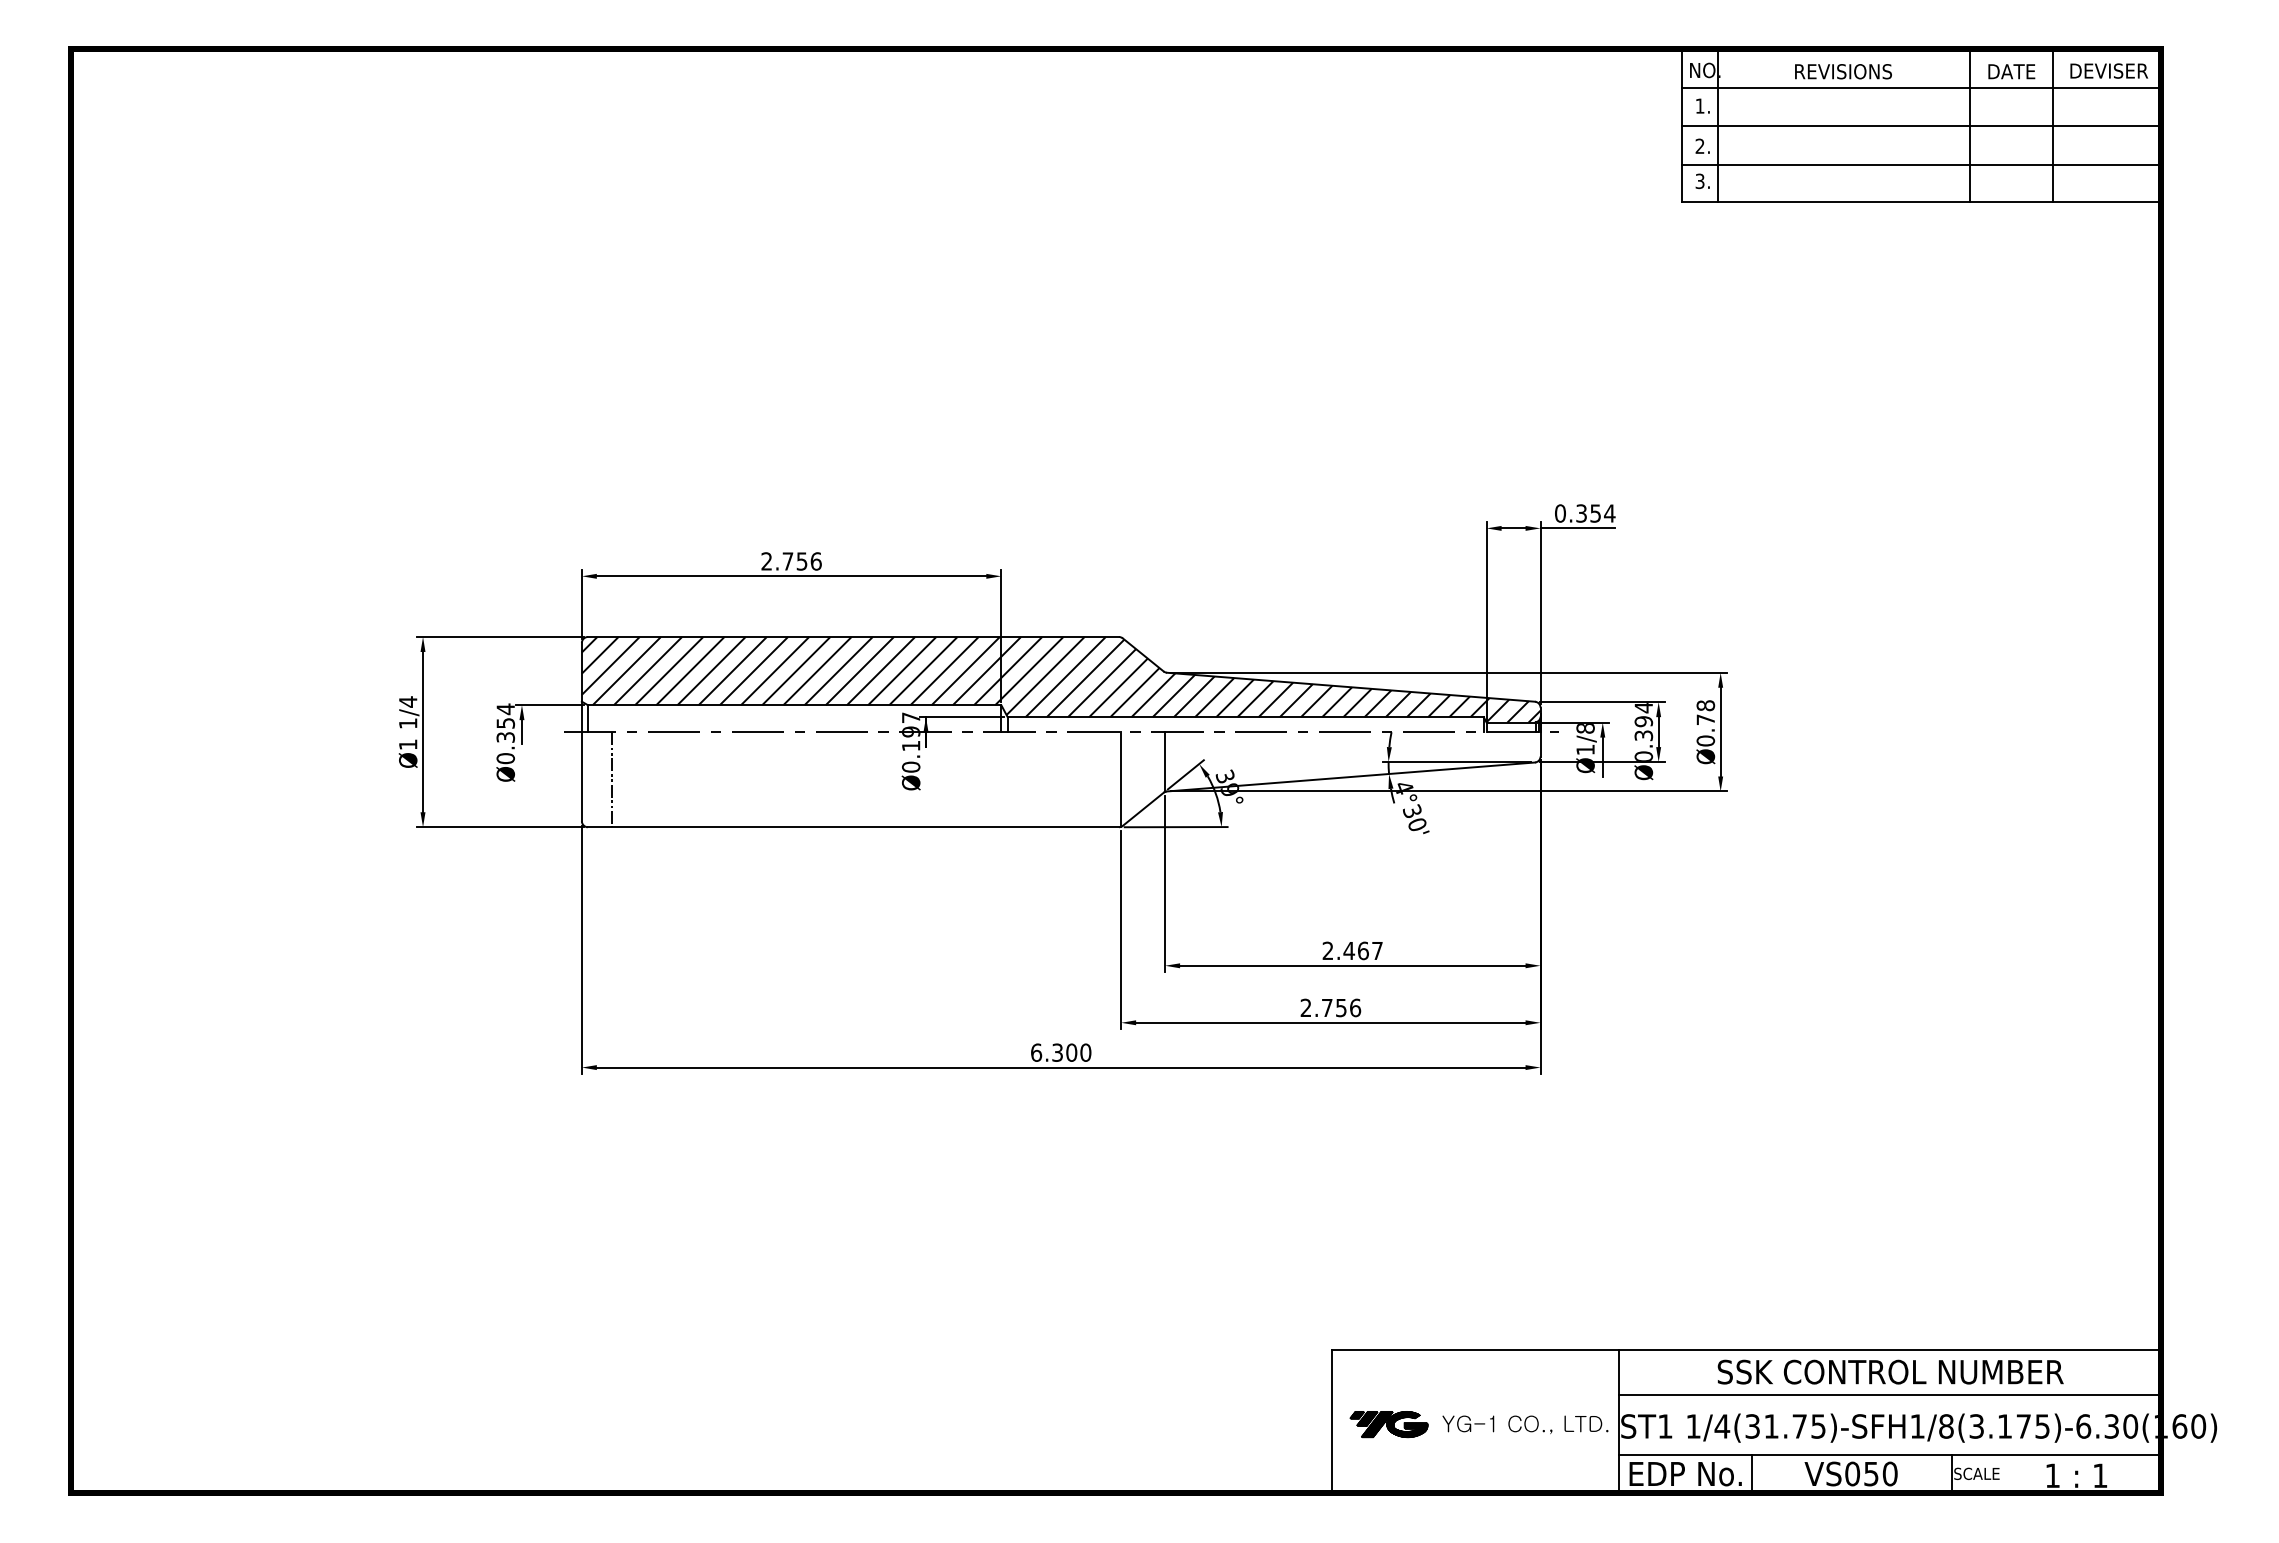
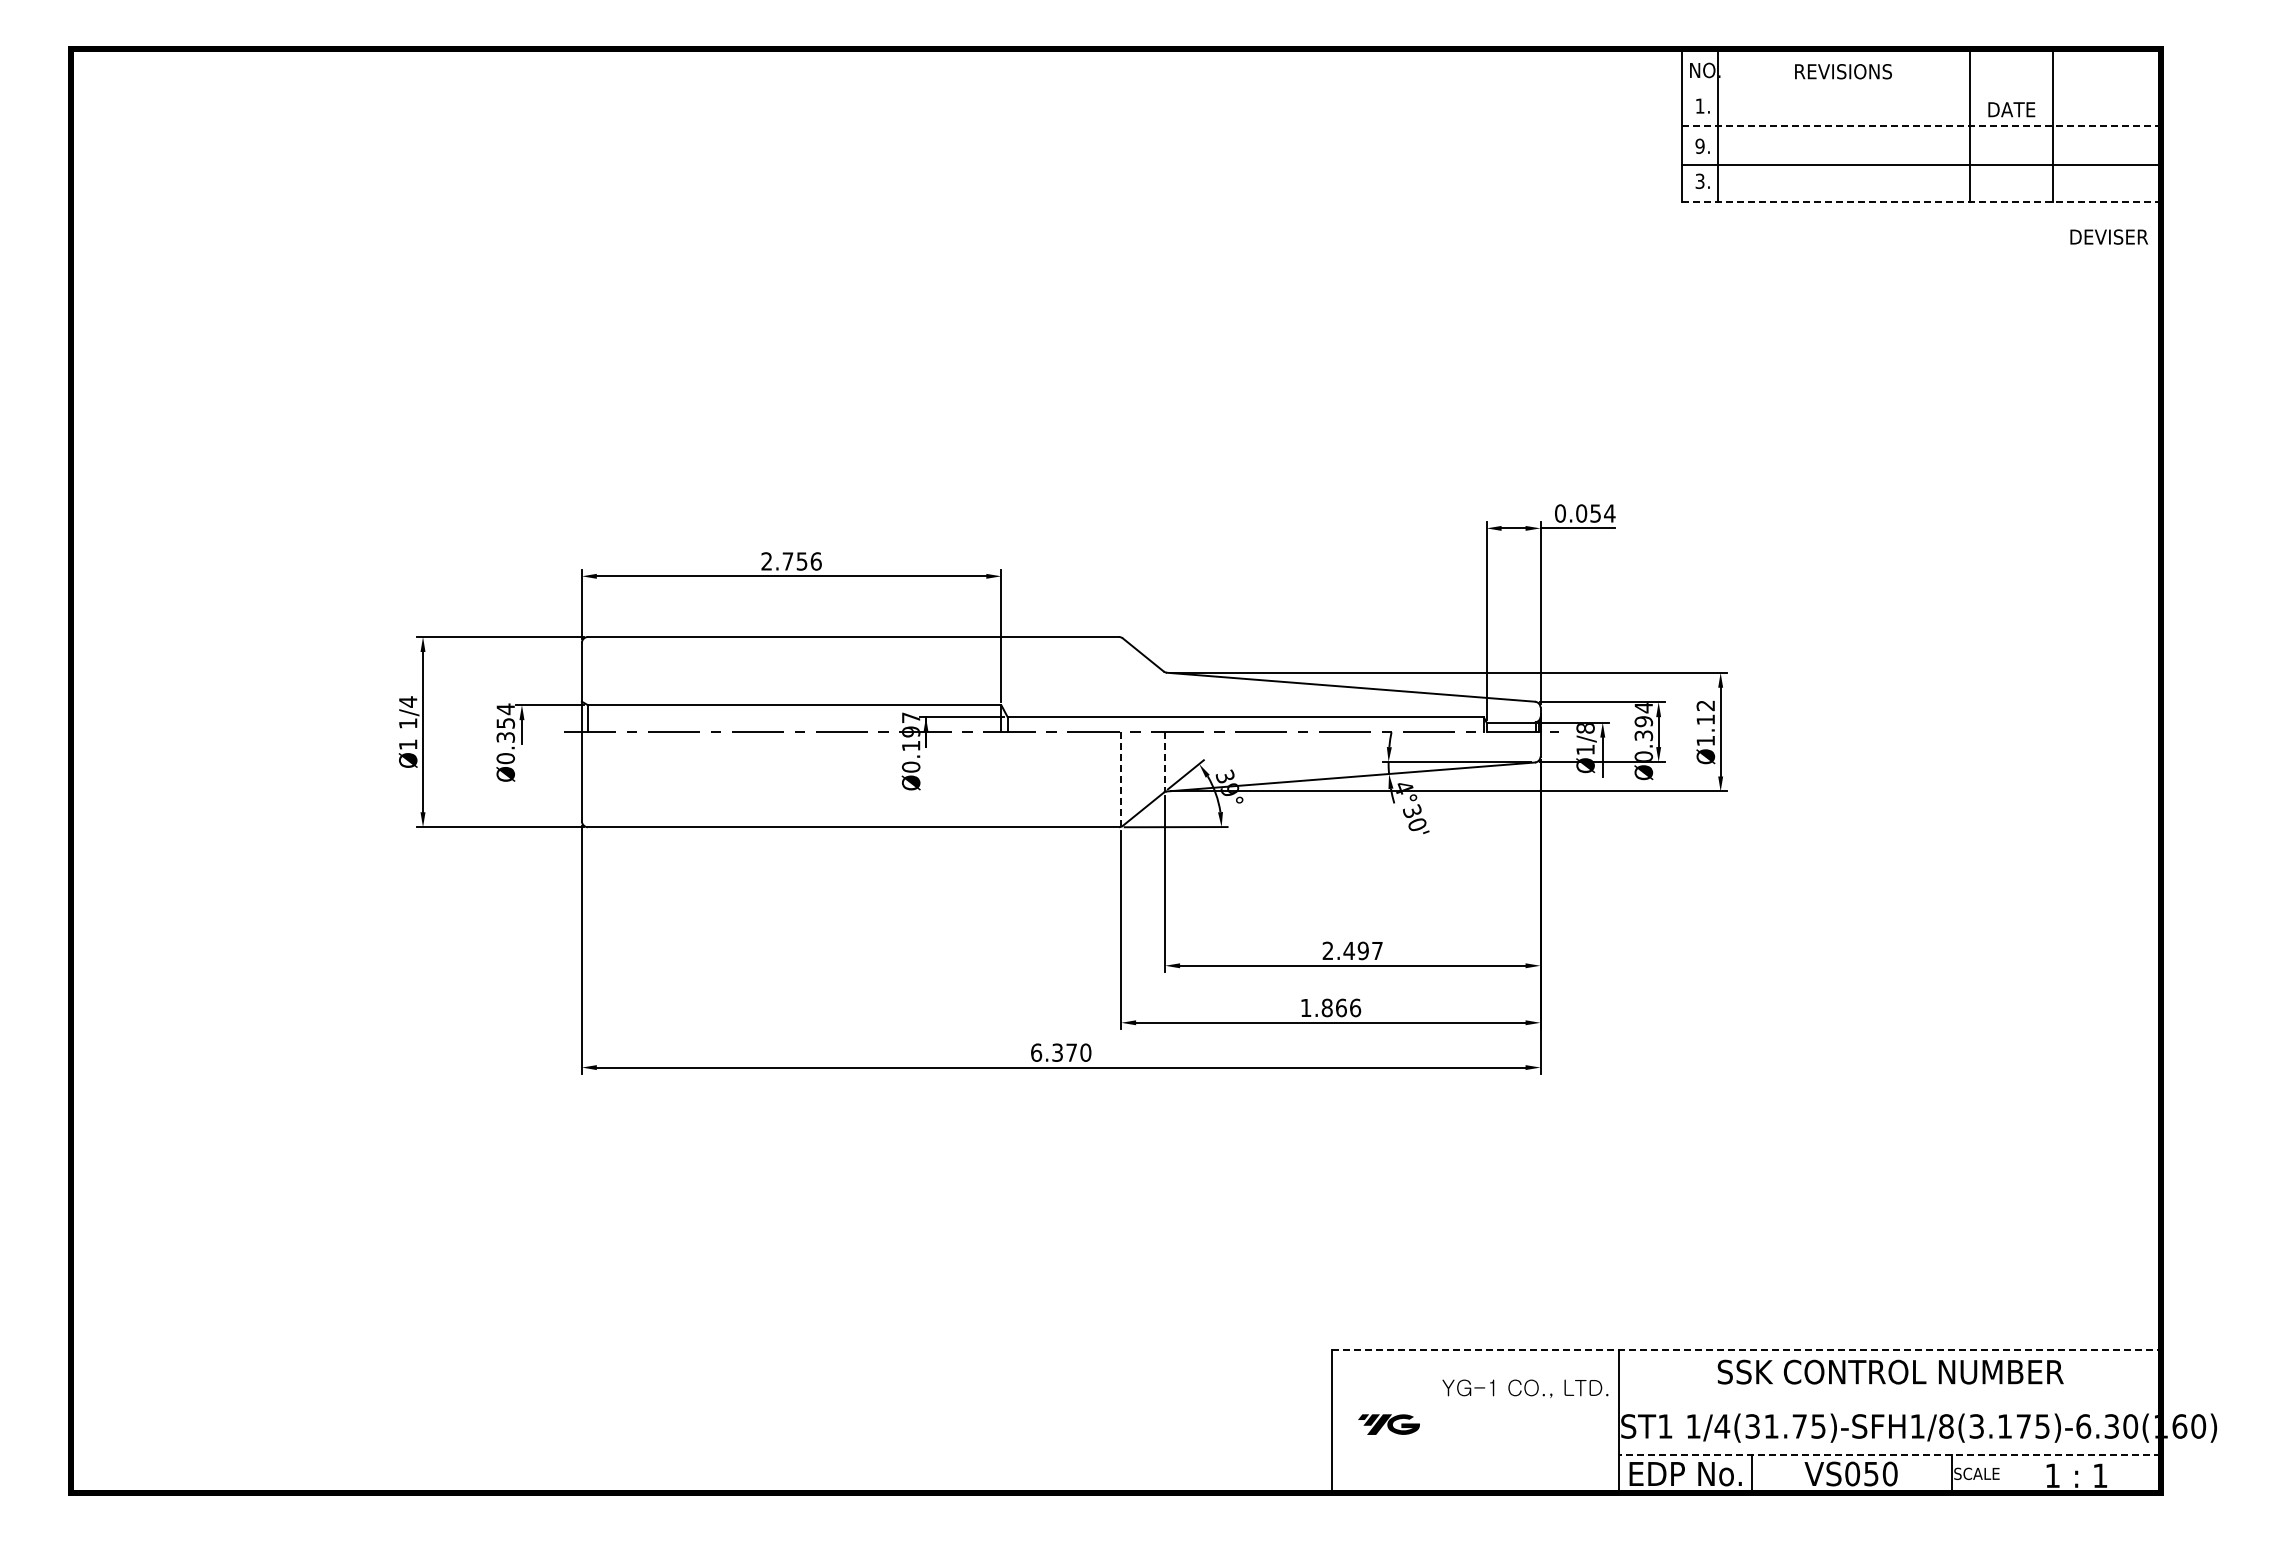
text position: (2109, 70) -> (2109, 236) (2109, 236)
text position: (2011, 71) -> (2011, 109) (2011, 109)
line: present -> none (1921, 87)
line: solid -> dashed (1921, 126)
text: 2. -> 9. (1699, 145)
line: solid -> dashed (1921, 201)
text: 0.354 -> 0.054 (1581, 513)
hatch: present -> none (1060, 679)
text: Ø0.78 -> Ø1.12 (1705, 723)
line: solid -> dashed (1165, 762)
line: present -> none (611, 779)
line: solid -> dashed (1121, 779)
text: 2.467 -> 2.497 (1362, 950)
text: 2.756 -> 1.866 (1323, 1007)
text: 6.300 -> 6.370 (1071, 1052)
line: solid -> dashed (1746, 1349)
line: present -> none (1890, 1394)
part size: 80x28 px -> 62x21 px (1388, 1424)
text position: (1525, 1424) -> (1525, 1388) (1525, 1388)
line: solid -> dashed (1890, 1454)
